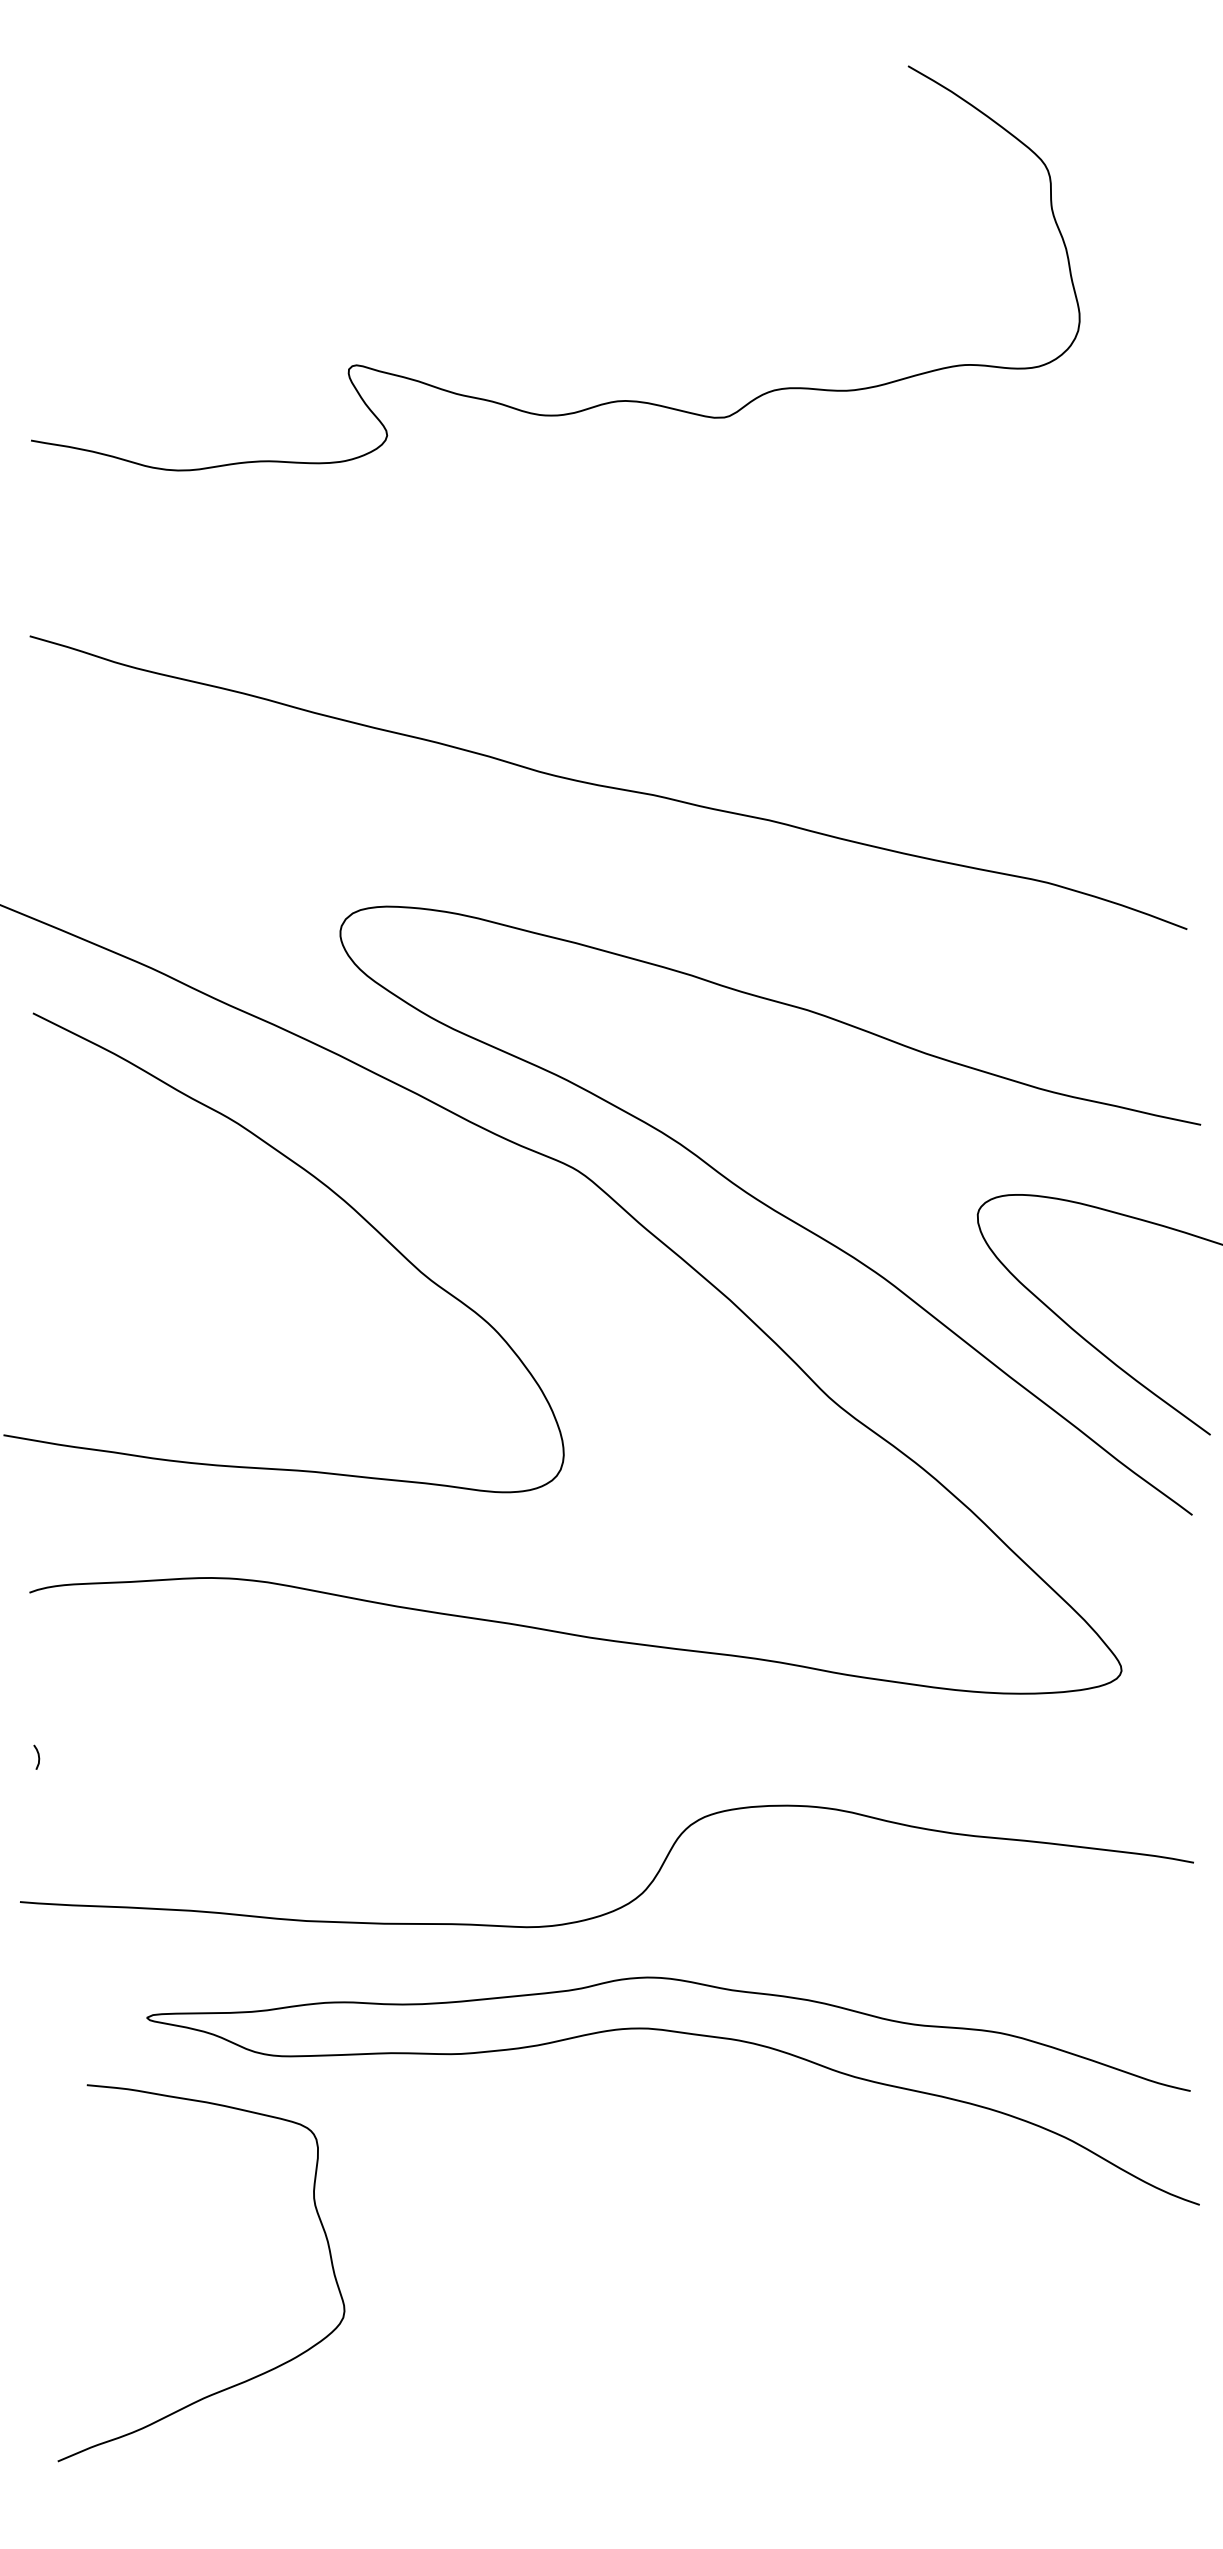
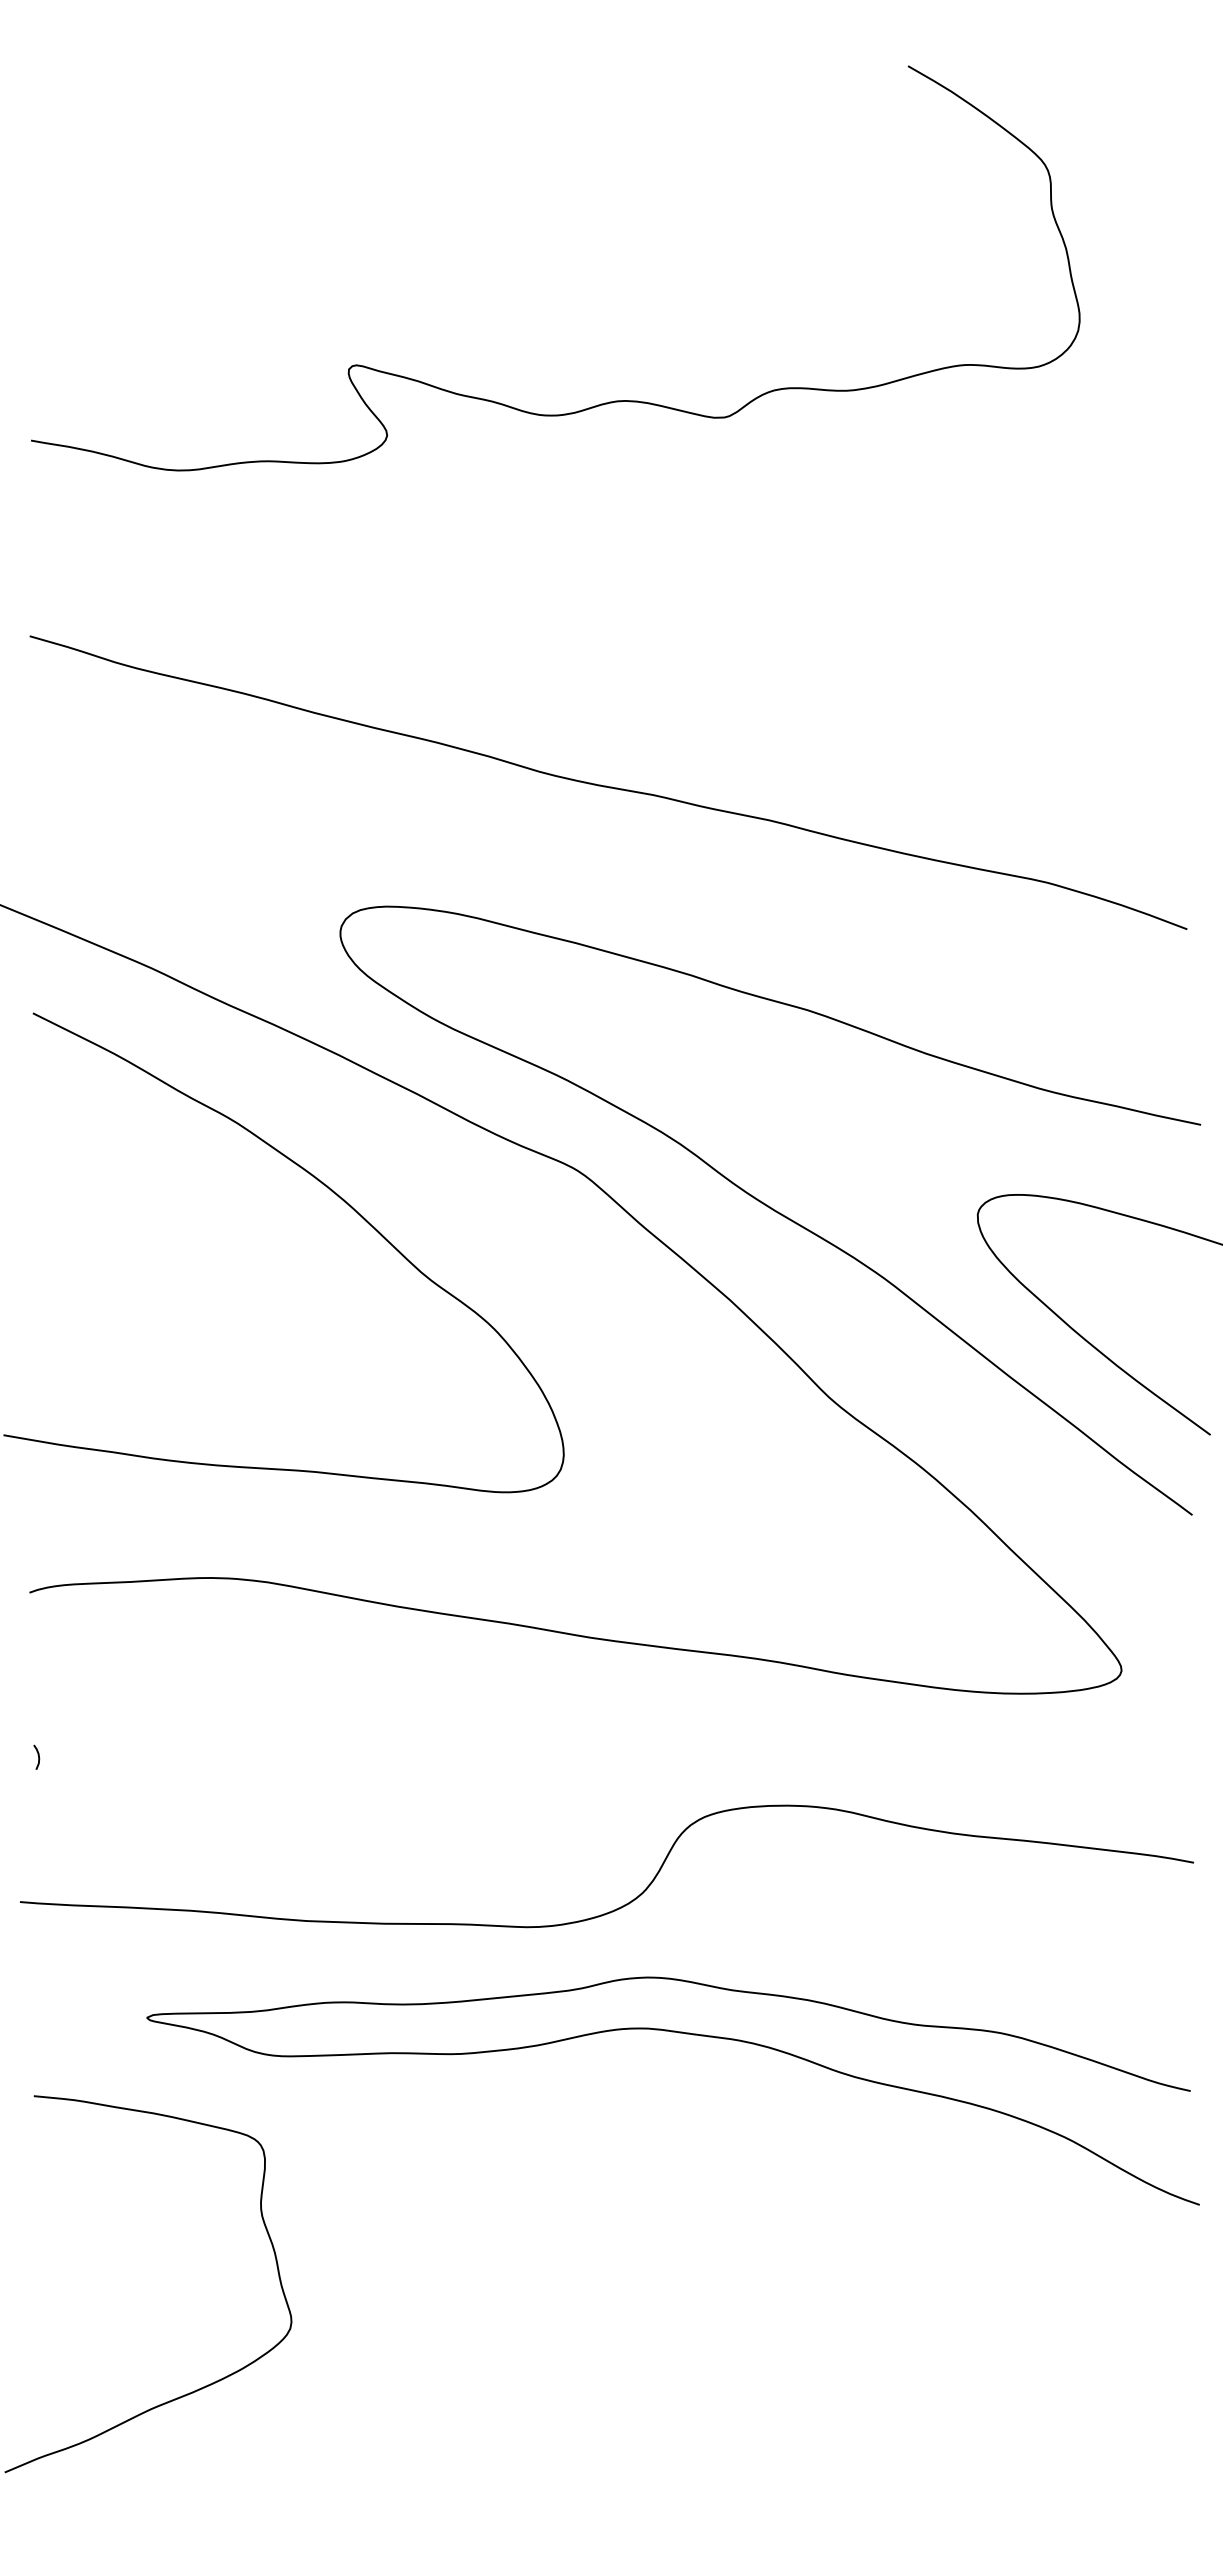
curve position: (251, 2377) -> (198, 2388) (198, 2388)
